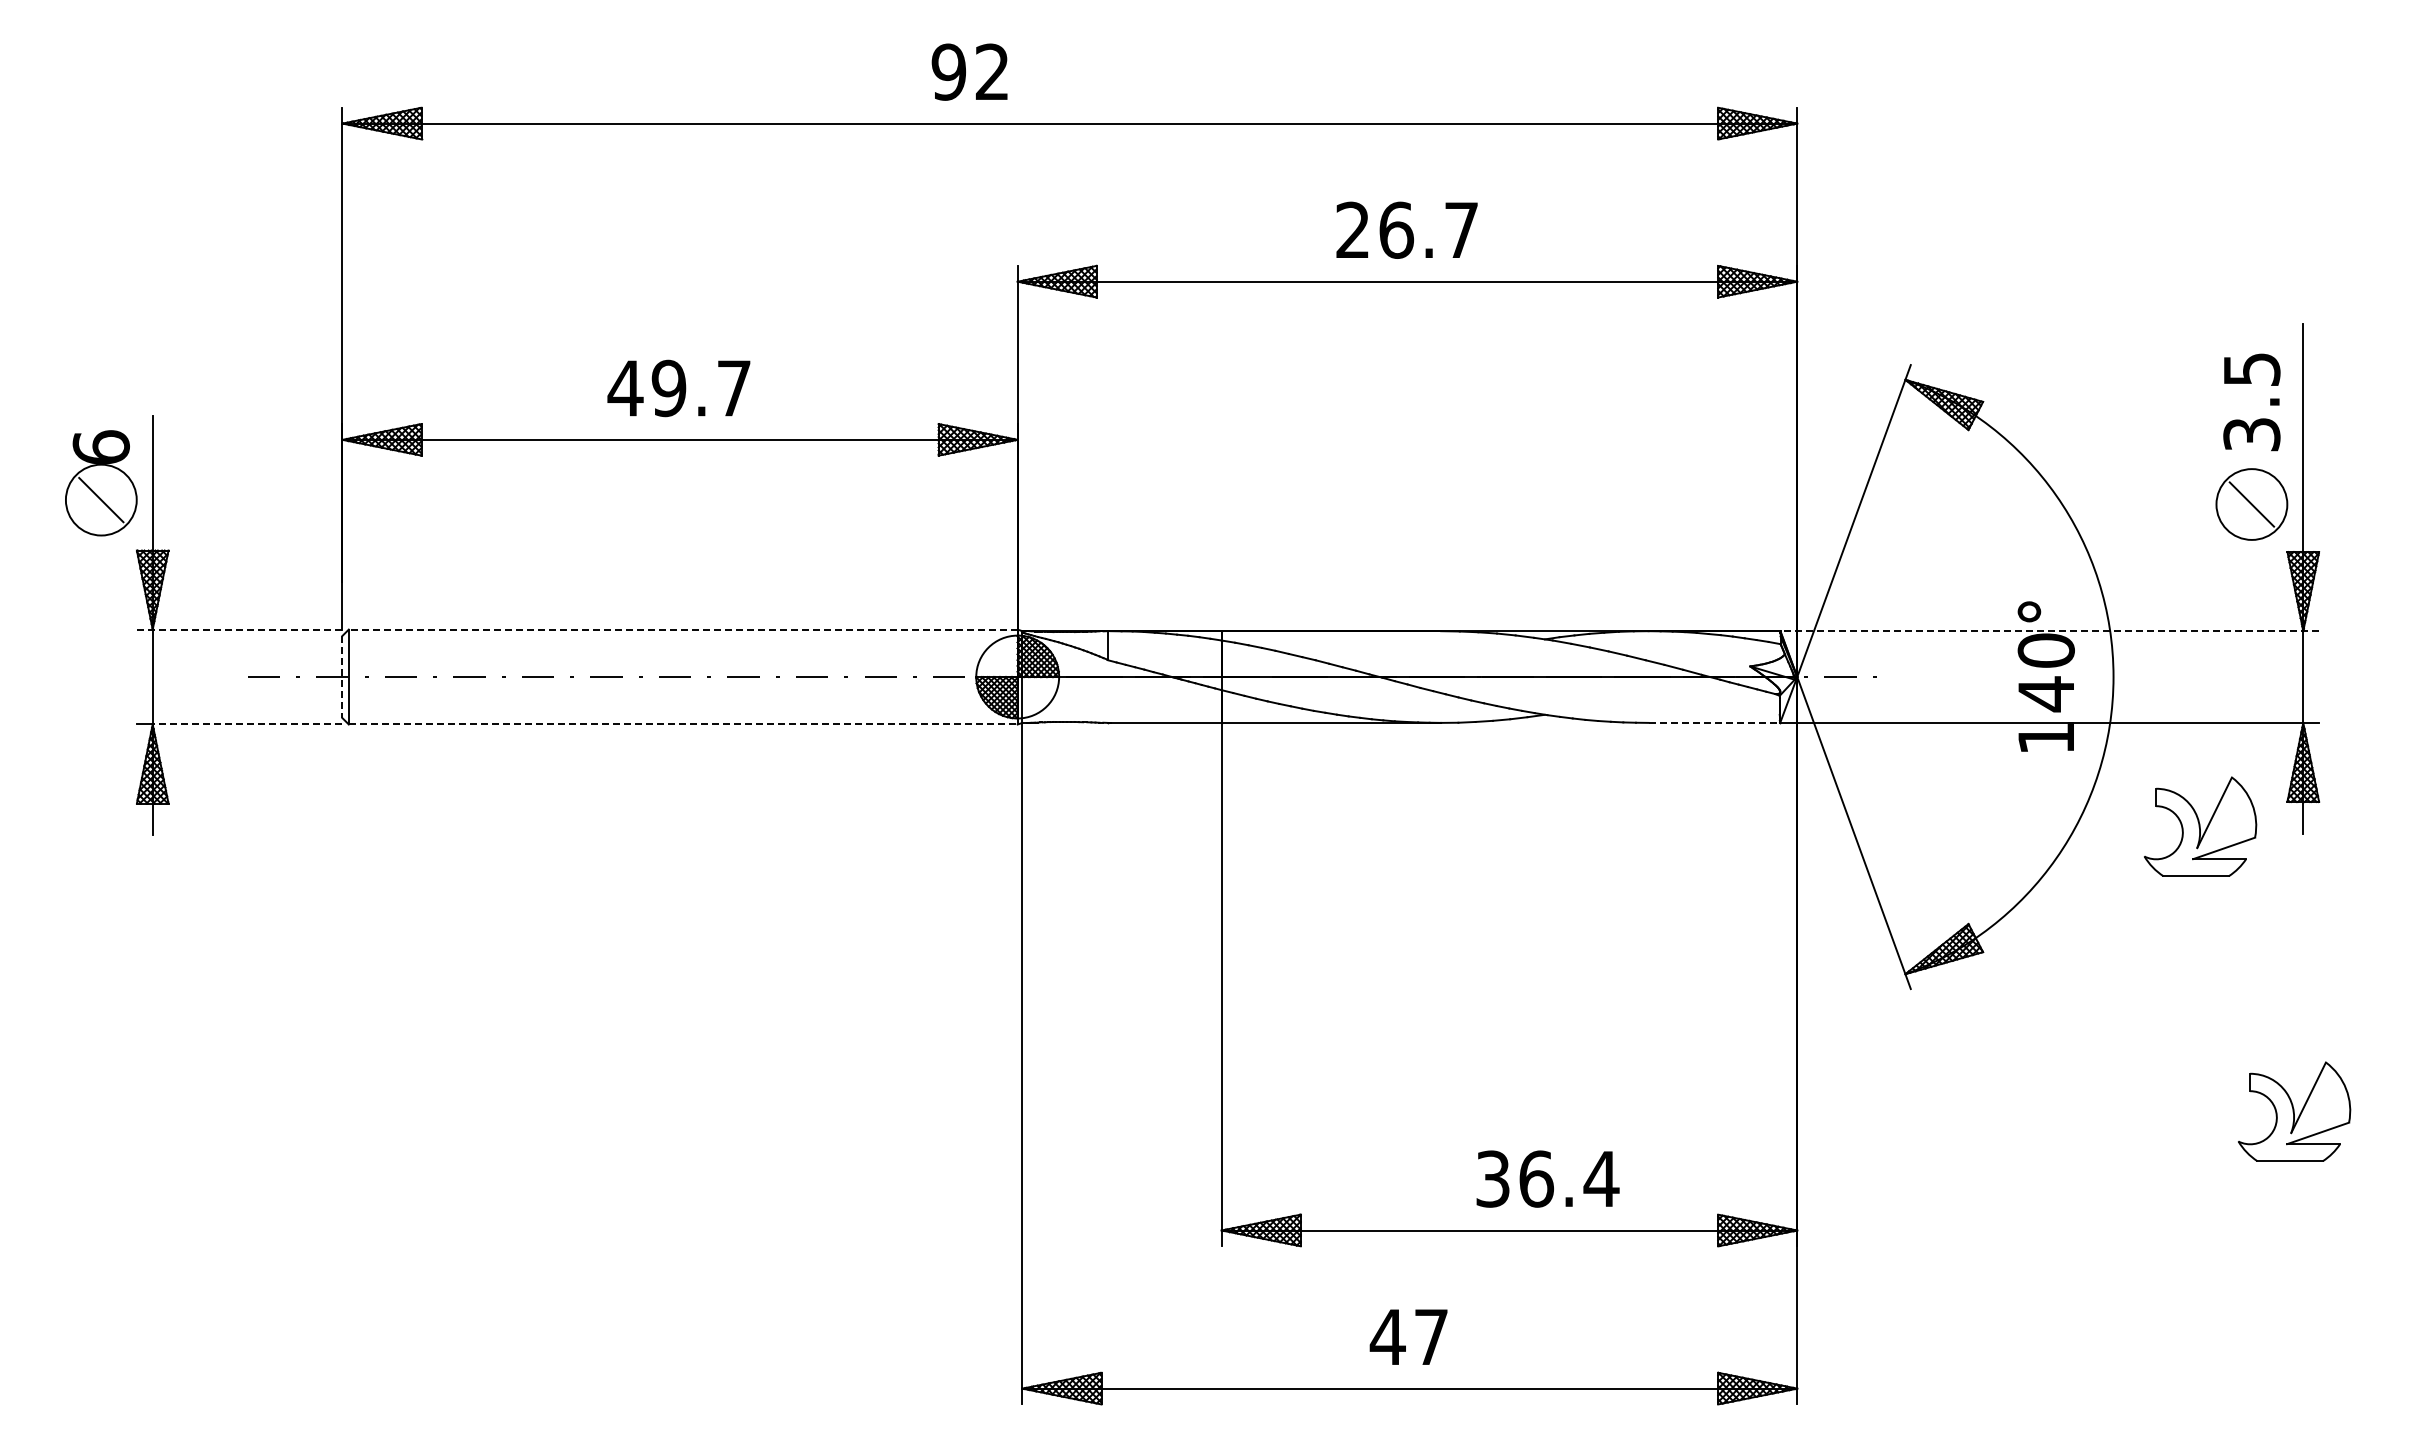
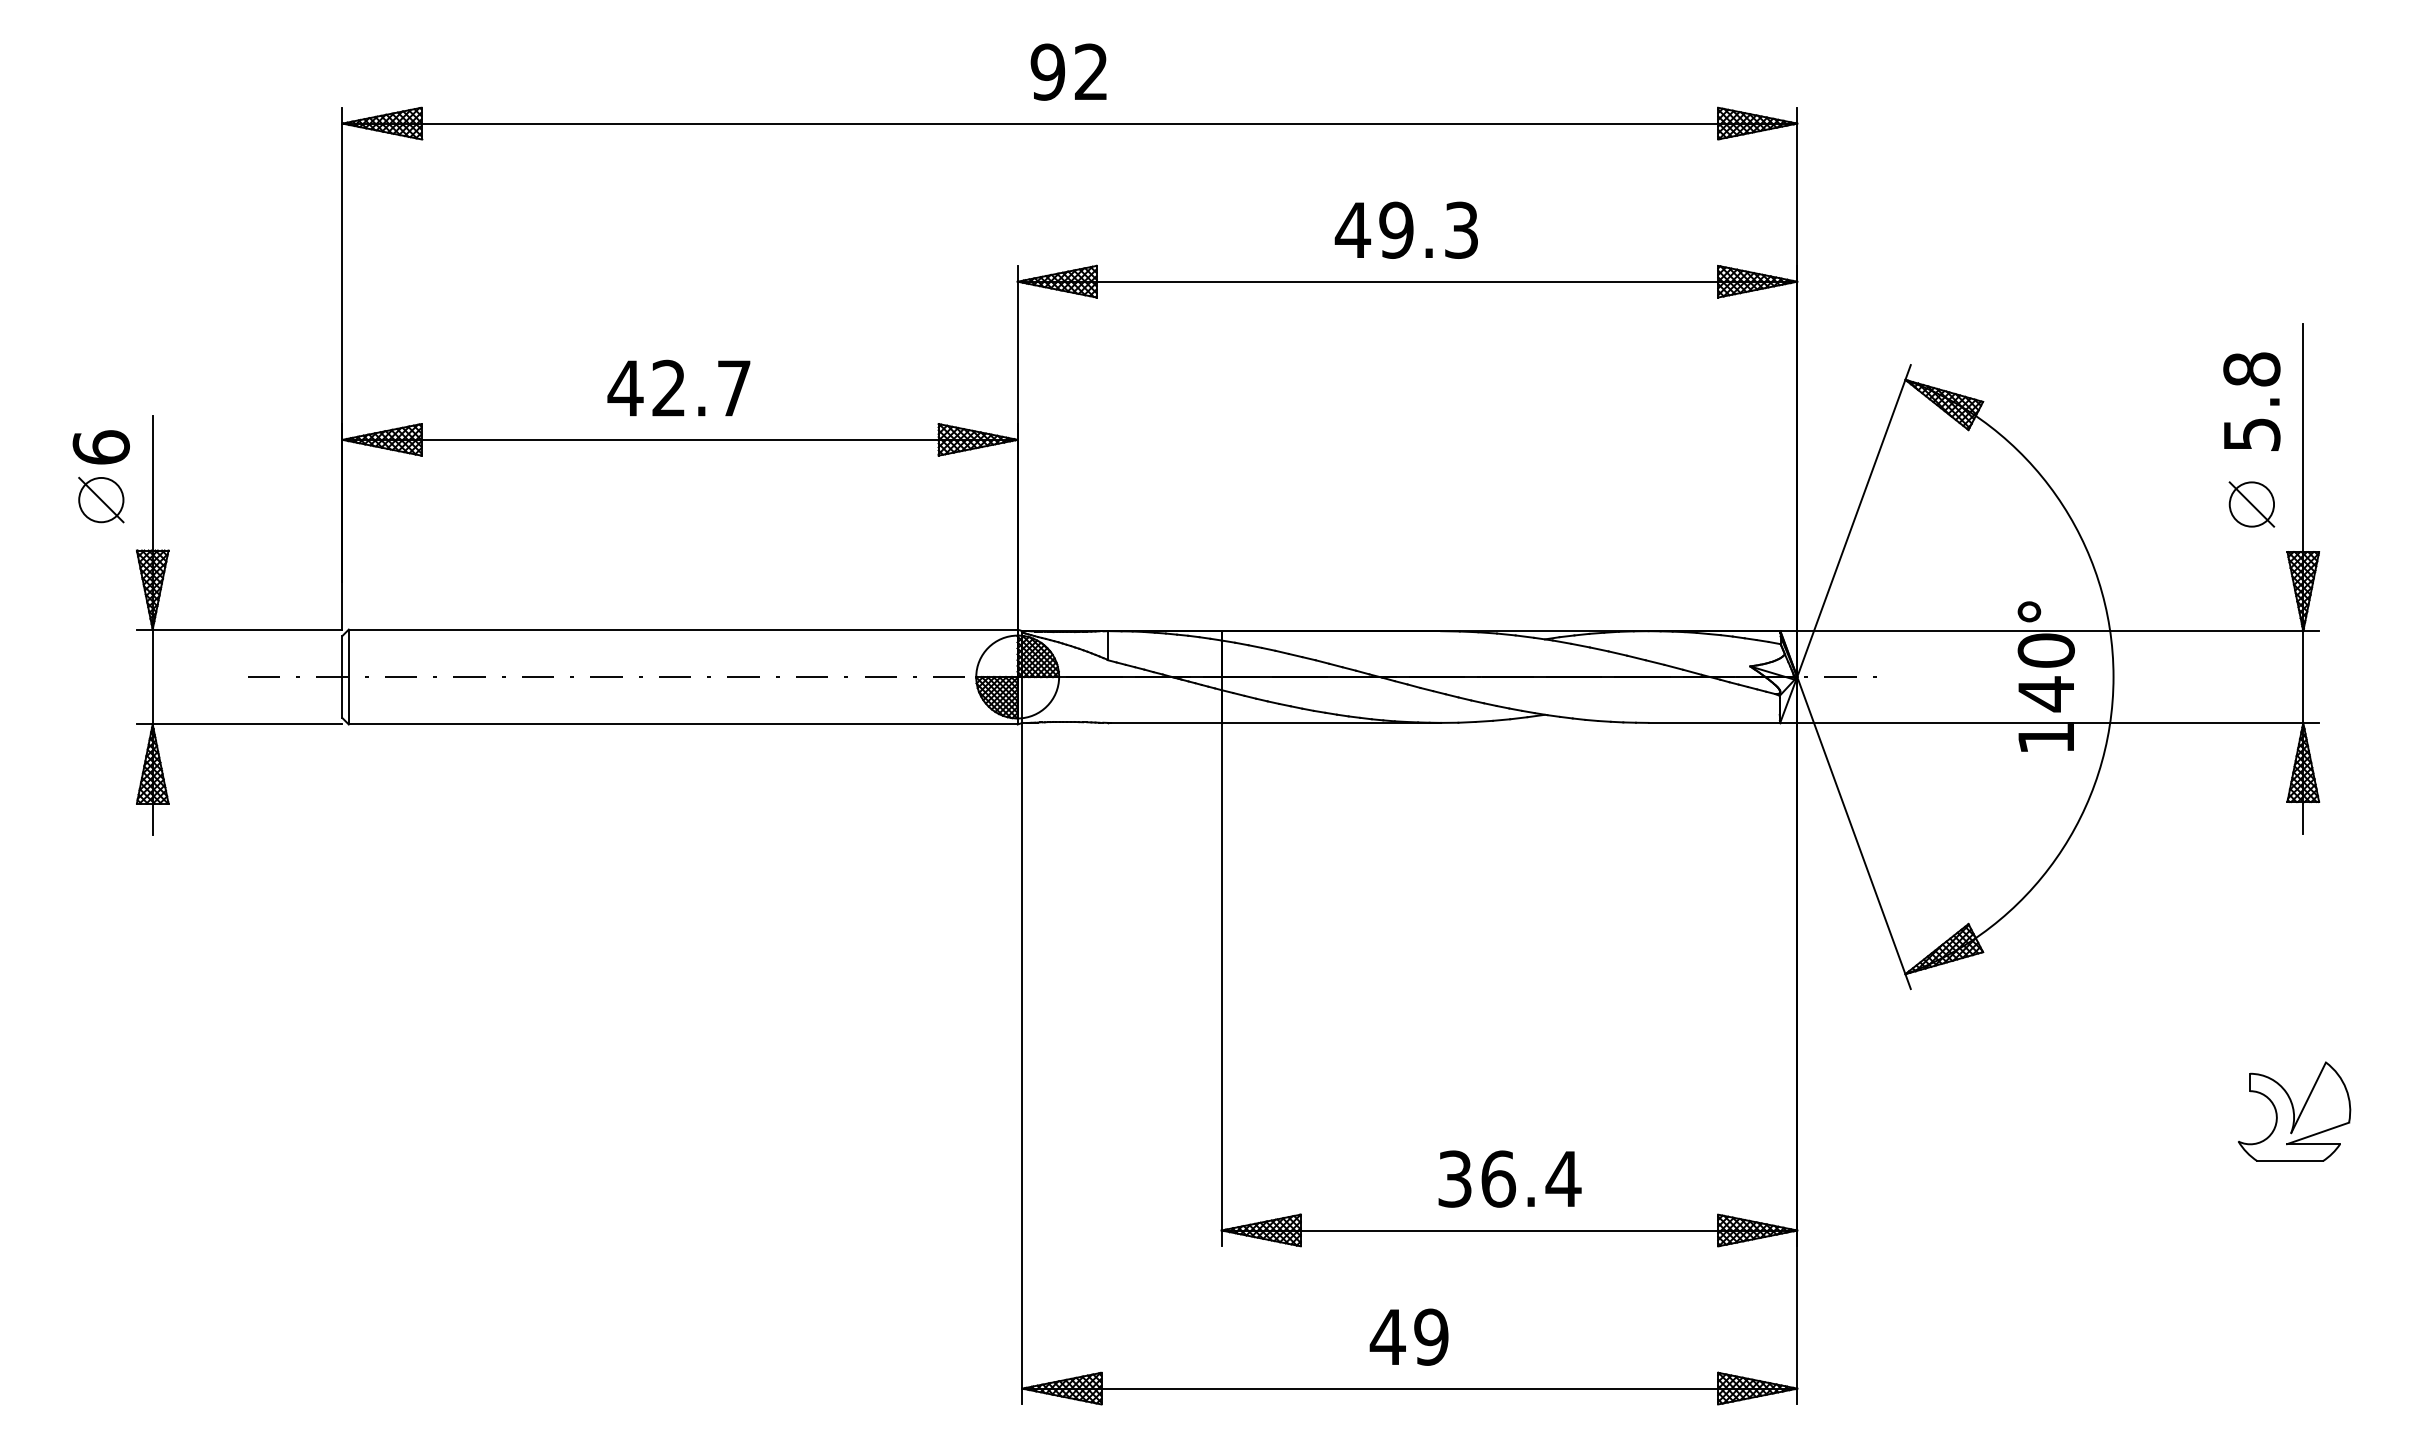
text position: (969, 71) -> (1068, 71) (1068, 71)
text: 26.7 -> 49.3 (1405, 229)
text: 49.7 -> 42.7 (668, 388)
text: 3.5 -> 5.8 (2251, 401)
circle diameter: 71 px -> 44 px (101, 499)
circle diameter: 71 px -> 44 px (2251, 504)
line: dashed -> solid (239, 629)
line: dashed -> solid (682, 629)
line: dashed -> solid (2049, 631)
line: dashed -> solid (342, 677)
line: dashed -> solid (1714, 722)
line: dashed -> solid (247, 724)
line: dashed -> solid (683, 724)
part: present -> none (2200, 826)
text position: (1547, 1178) -> (1509, 1178) (1509, 1178)
text: 47 -> 49 (1431, 1336)
